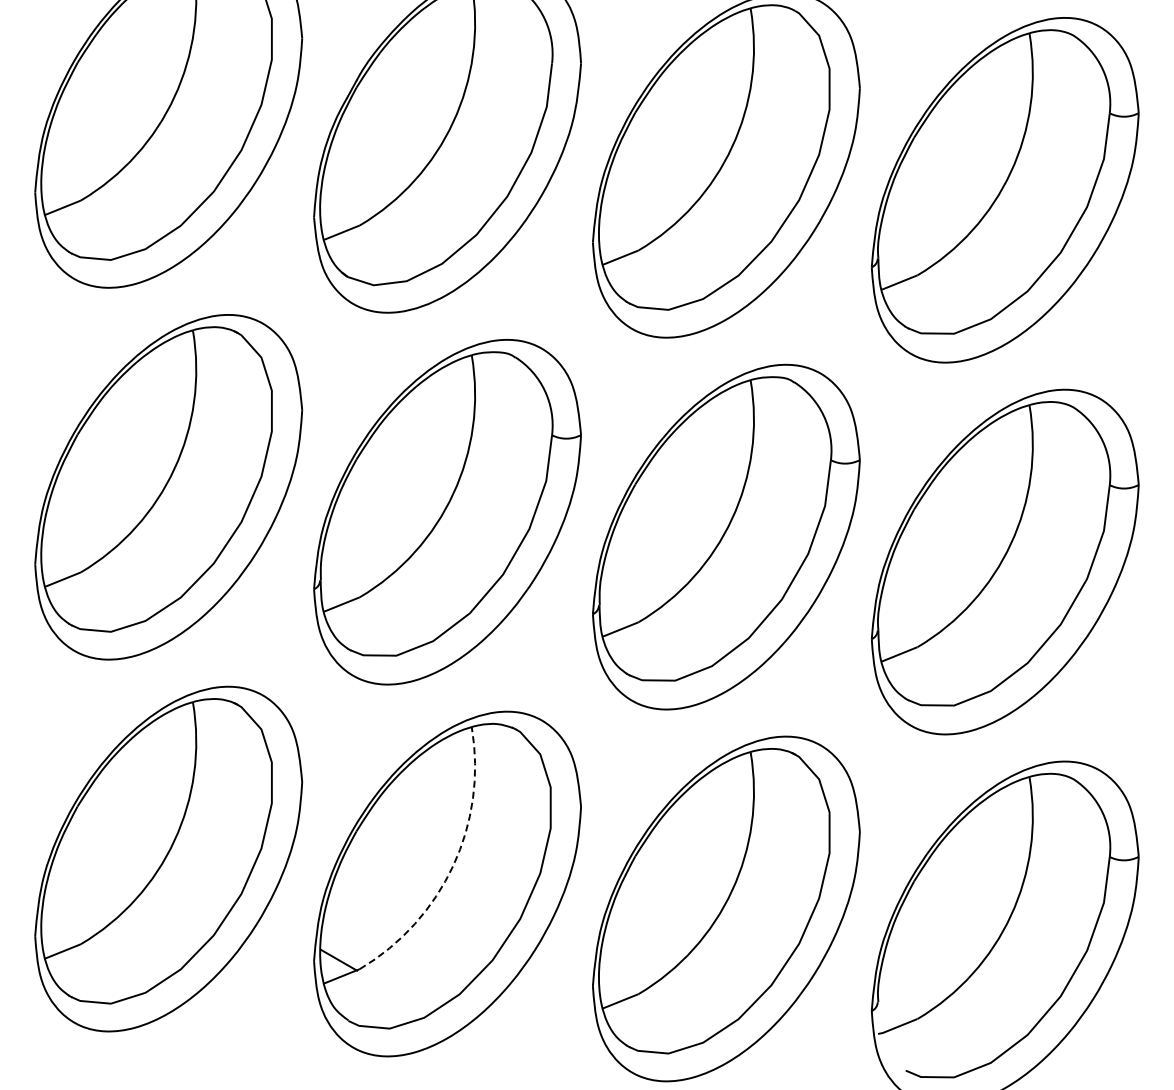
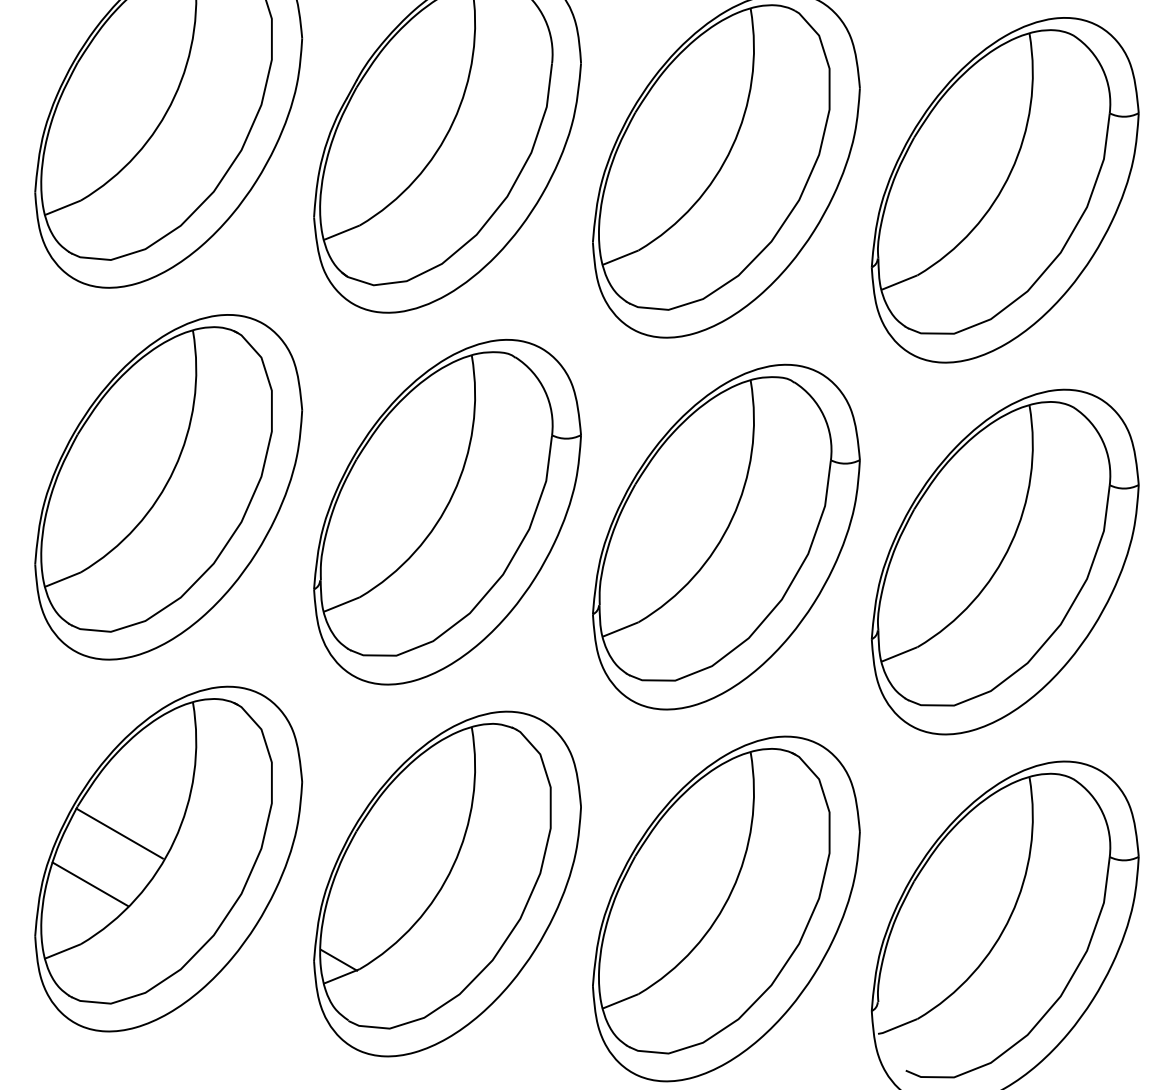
line: none -> present (119, 833)
arc: dashed -> solid (453, 865)
line: none -> present (89, 883)
